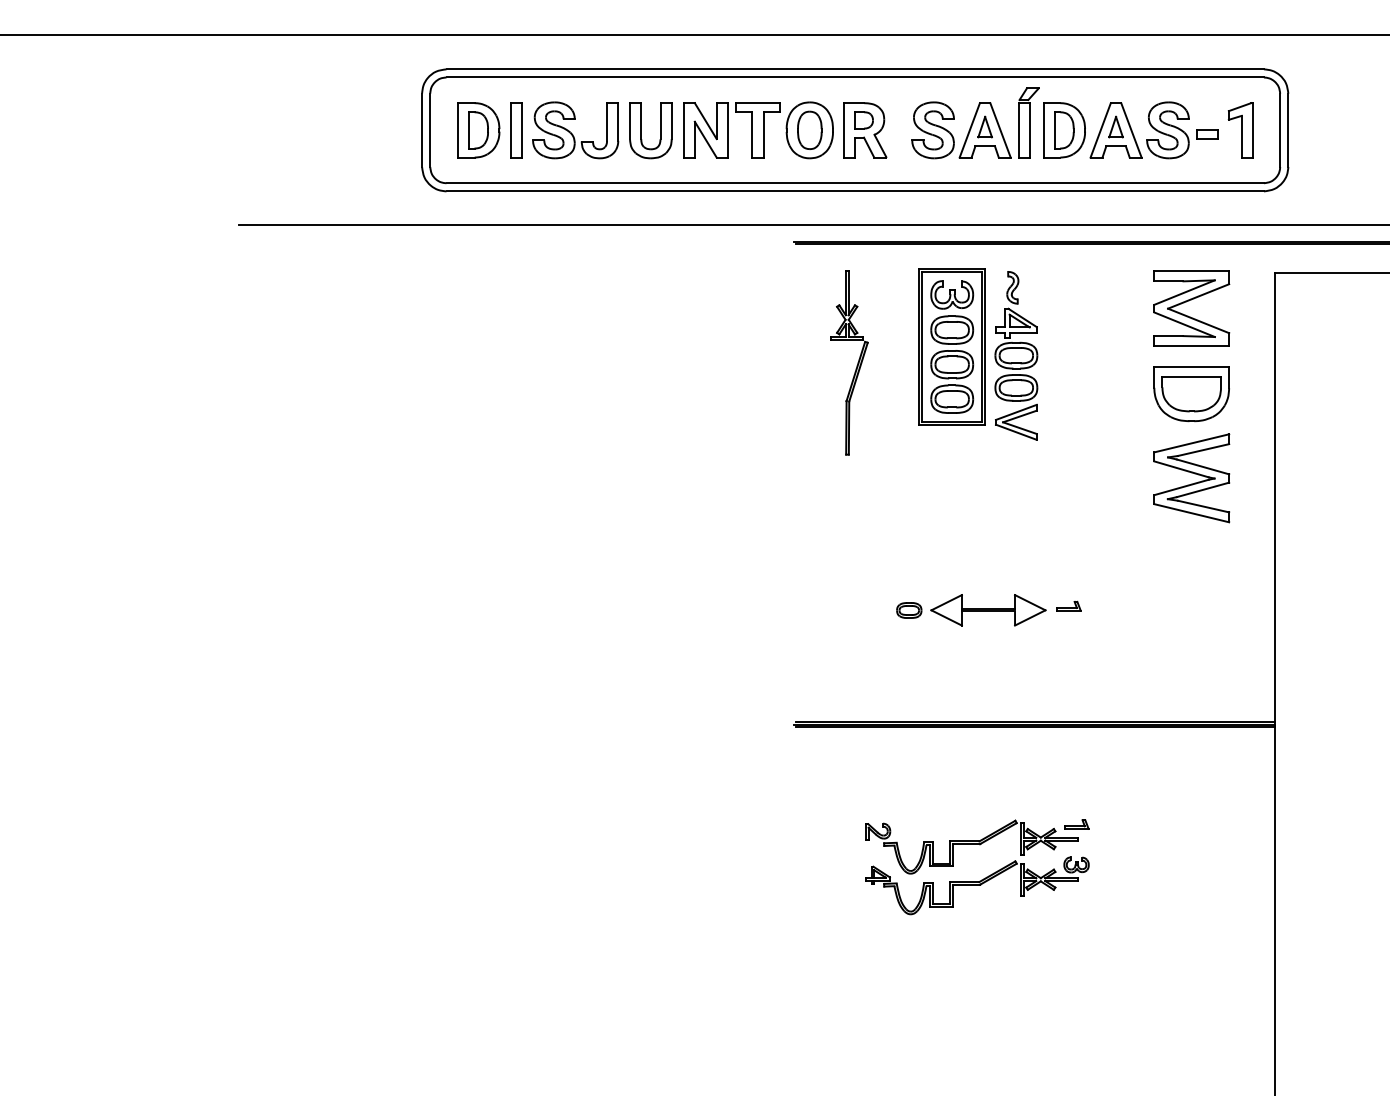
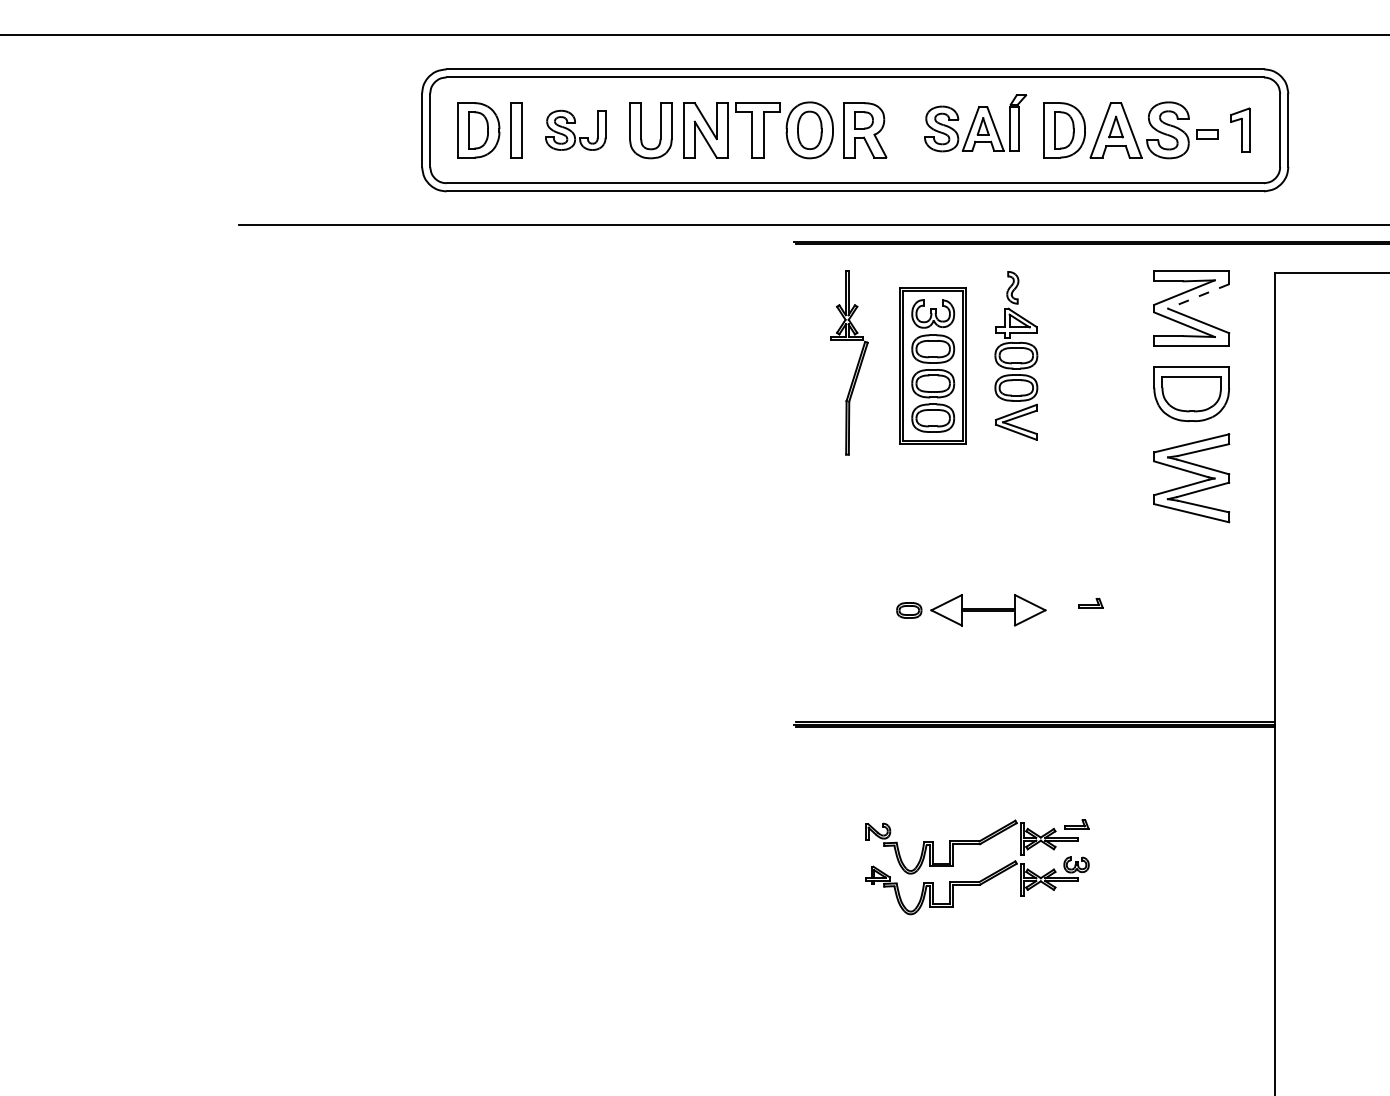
part size: 129x73 px -> 104x59 px (975, 123)
part size: 88x59 px -> 62x42 px (575, 129)
part size: 27x57 px -> 21x46 px (1240, 129)
line: solid -> dashed (1198, 296)
part position: (951, 346) -> (932, 365) (932, 365)
part position: (1068, 605) -> (1090, 602) (1090, 602)
